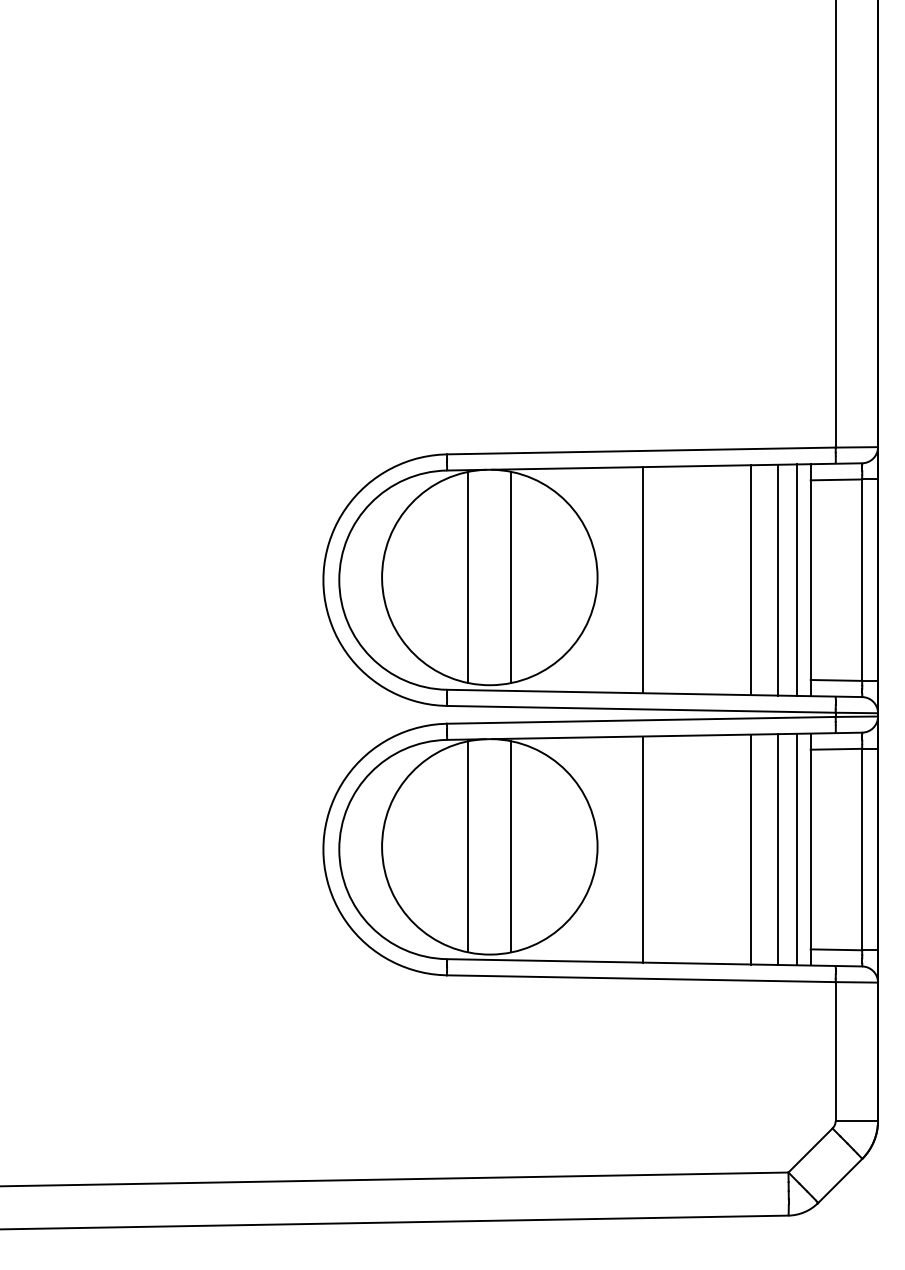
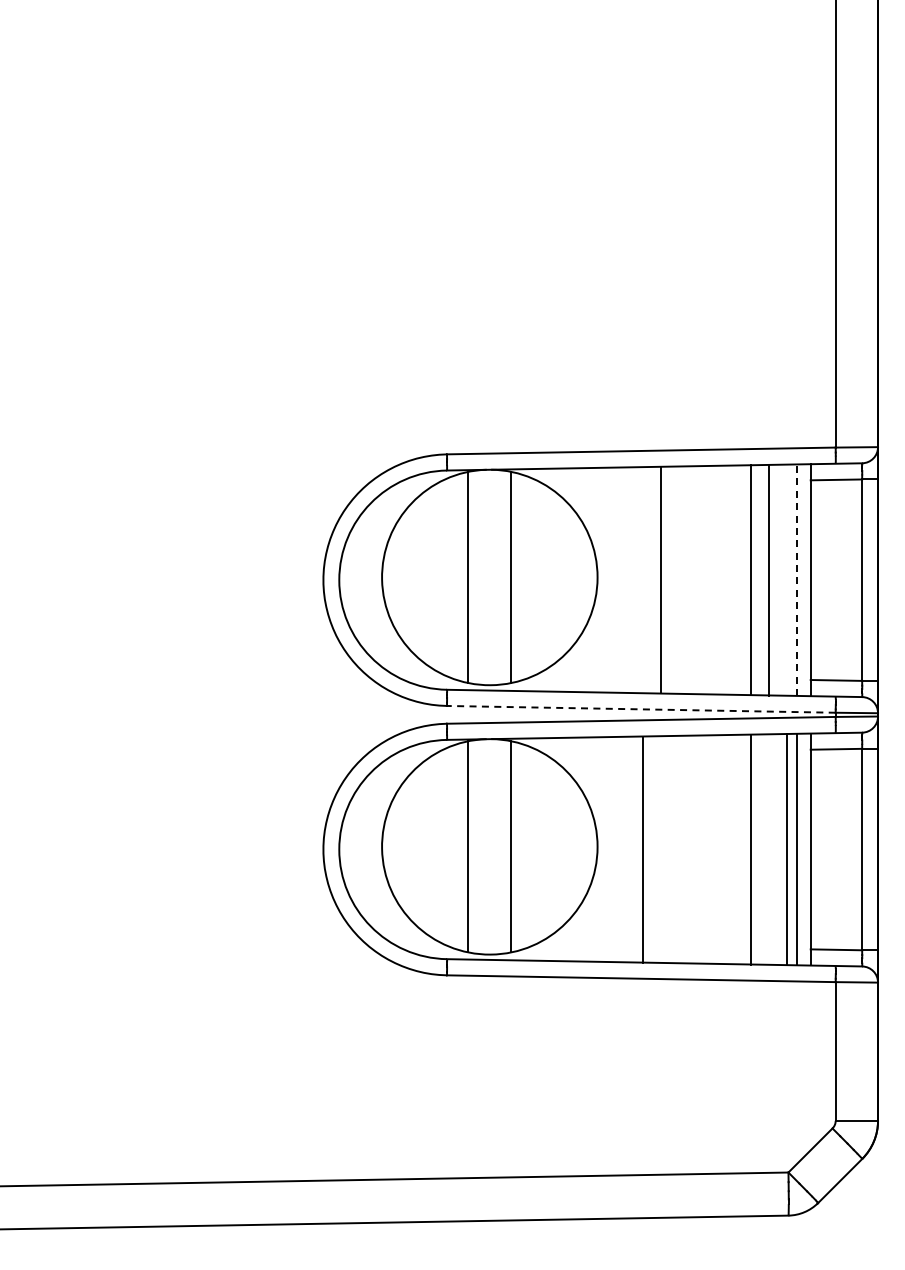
line position: (778, 579) -> (769, 579) (769, 579)
line position: (643, 580) -> (661, 580) (661, 580)
line: solid -> dashed (796, 580)
line: solid -> dashed (640, 709)
line position: (778, 849) -> (787, 849) (787, 849)
